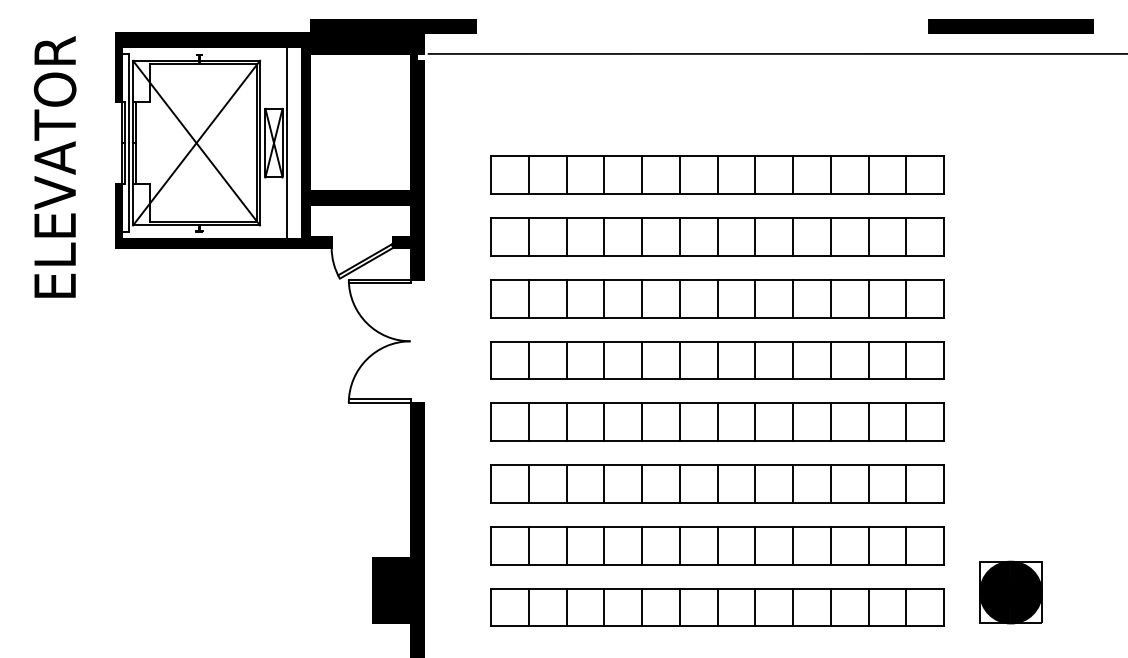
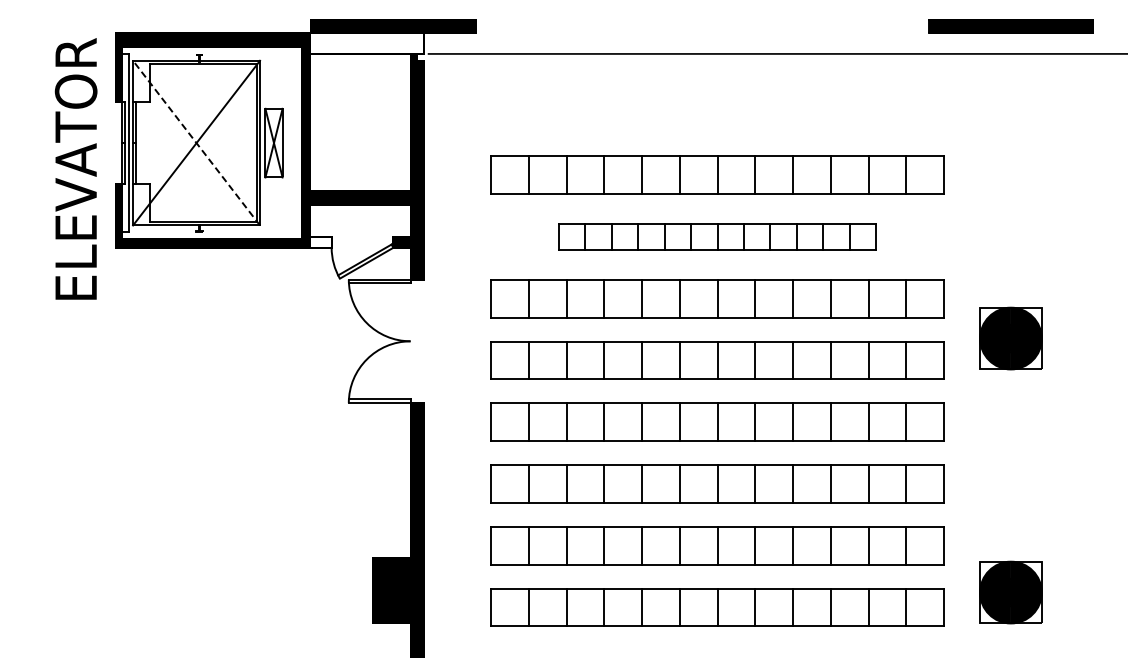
fill: present -> none (367, 43)
line: solid -> dashed (196, 143)
line: present -> none (287, 143)
text position: (54, 166) -> (75, 168) (75, 168)
part size: 455x40 px -> 319x28 px (717, 236)
fill: present -> none (320, 242)
part: none -> present (1010, 338)
